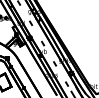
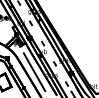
line: none -> present (34, 72)
